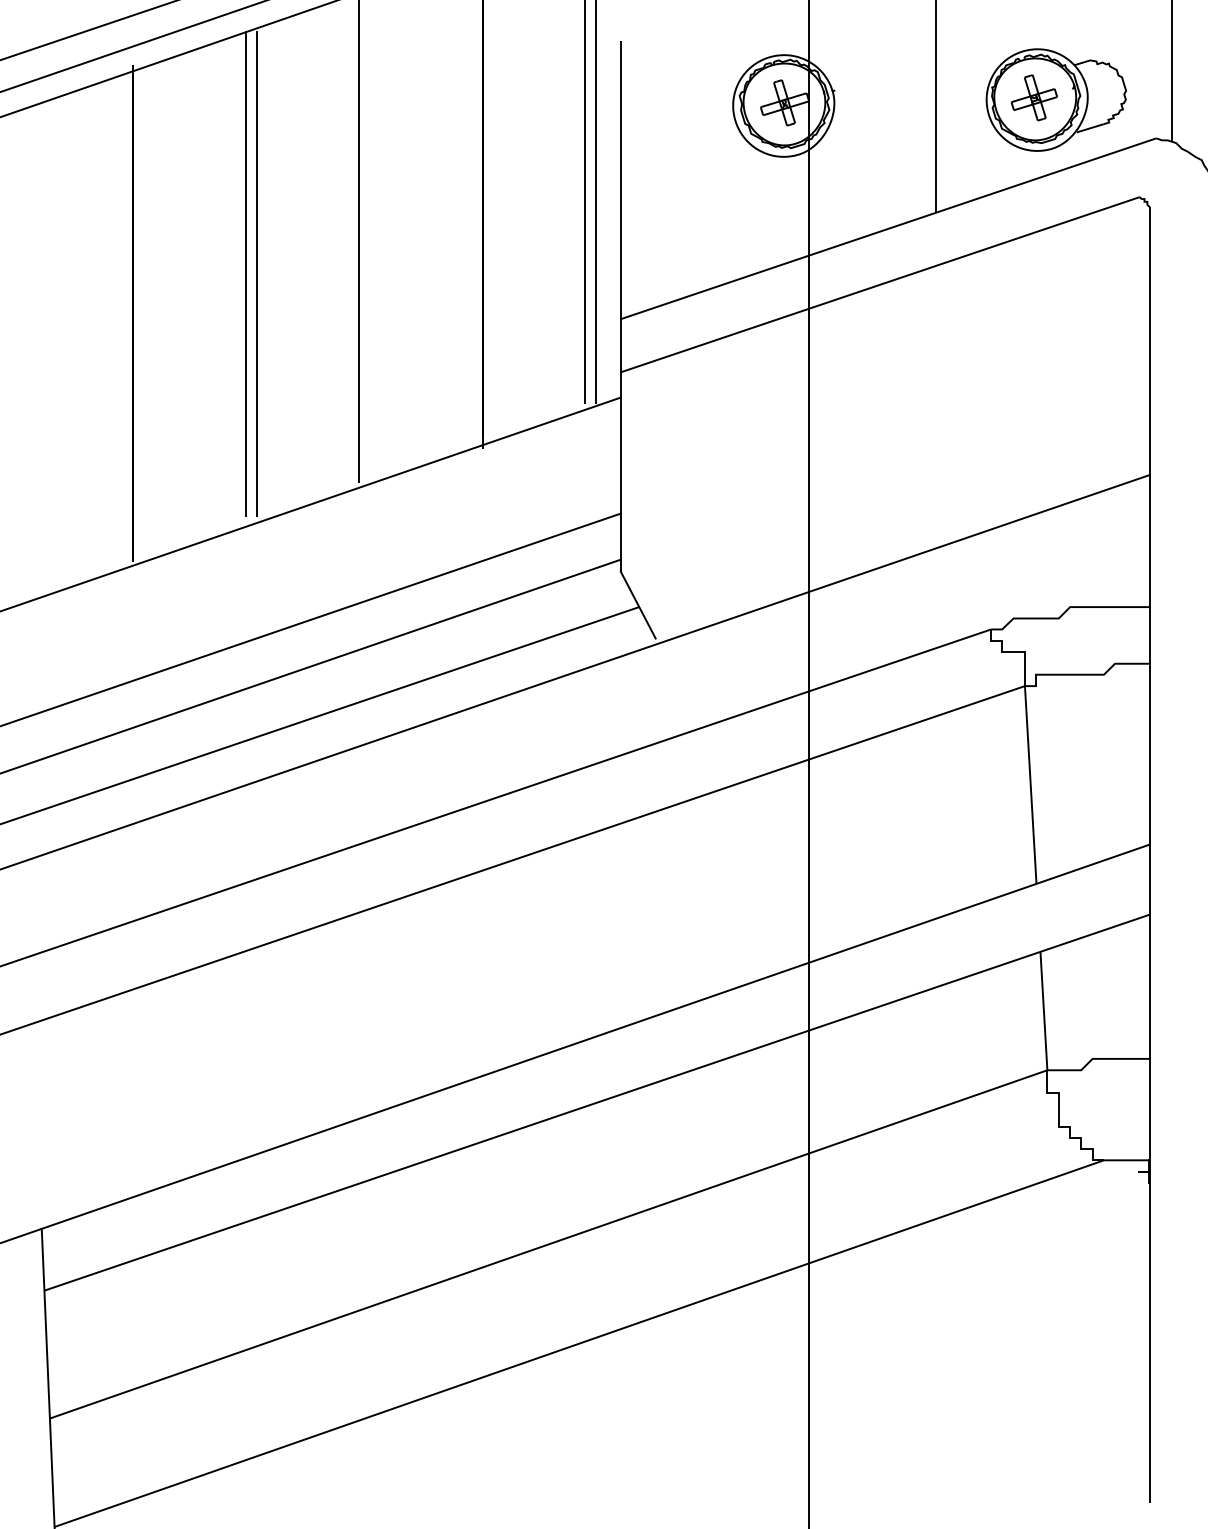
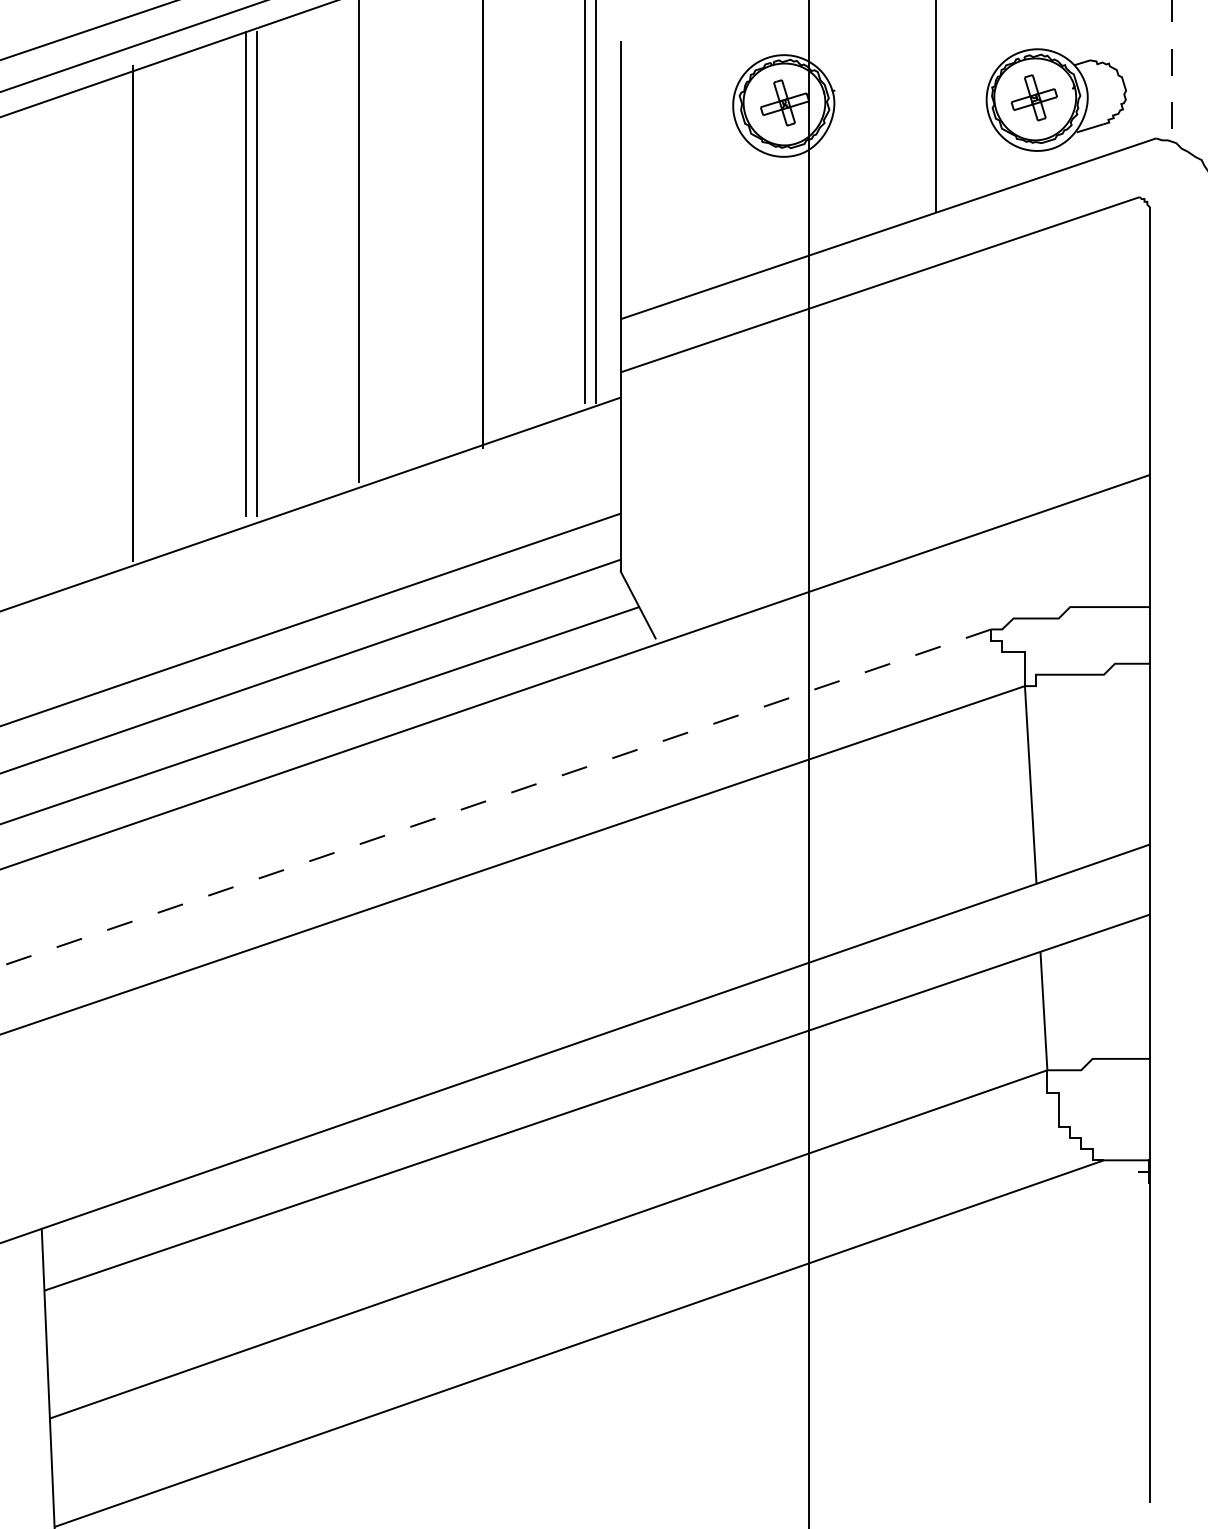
line: solid -> dashed (1171, 71)
line: solid -> dashed (495, 798)
